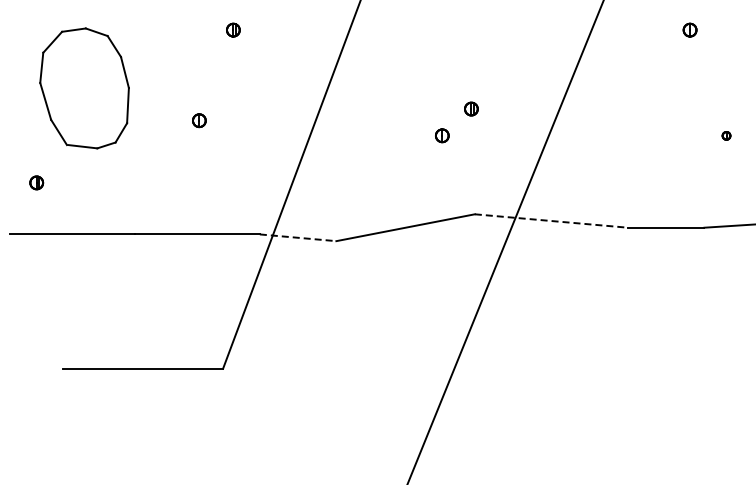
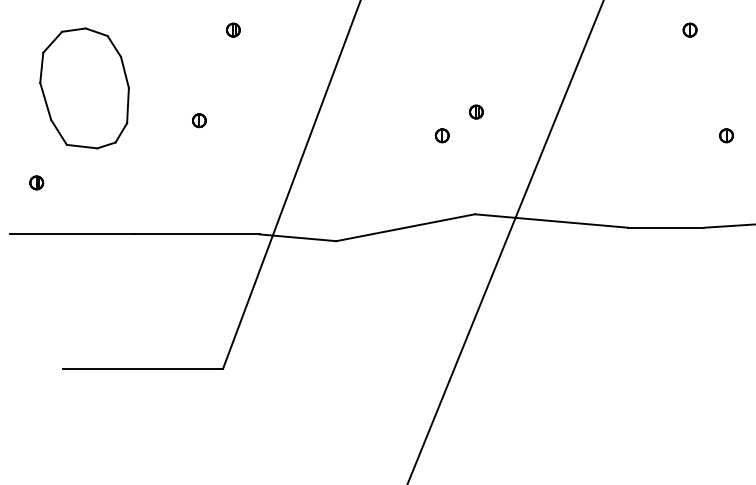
part position: (471, 108) -> (476, 111) (476, 111)
part size: 11x10 px -> 15x16 px (726, 135)
line: dashed -> solid (551, 221)
line: dashed -> solid (298, 237)
